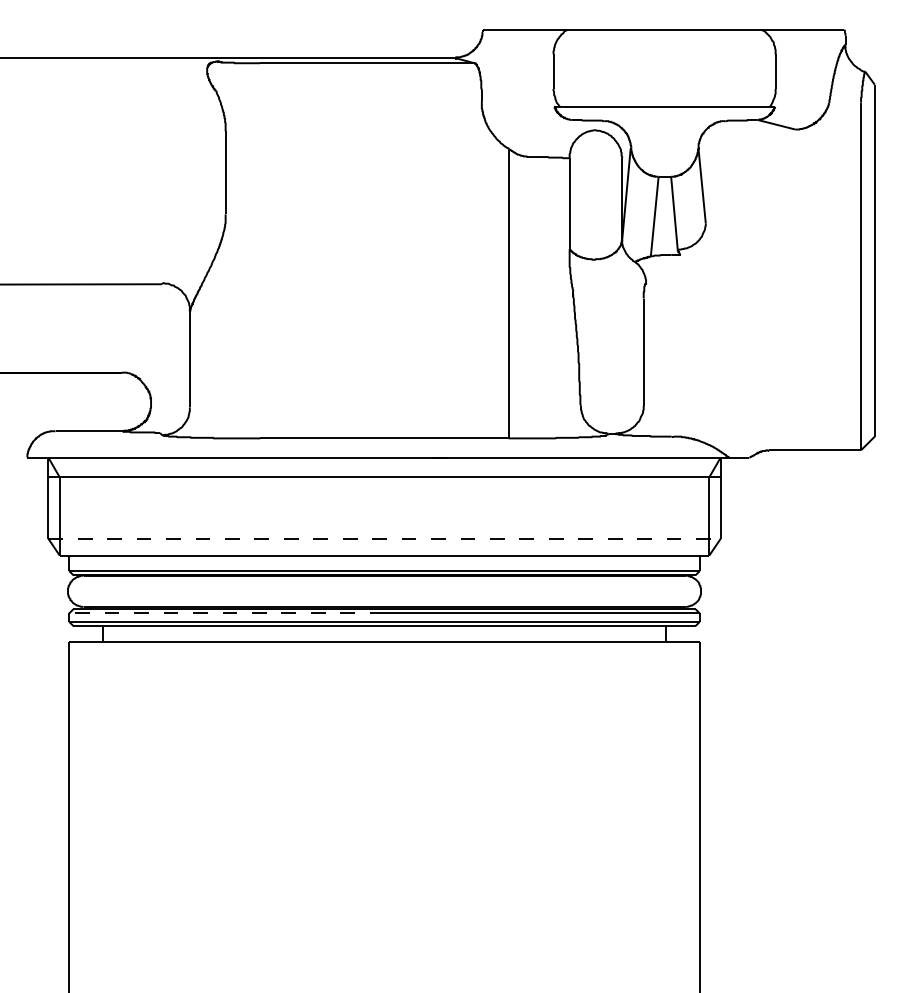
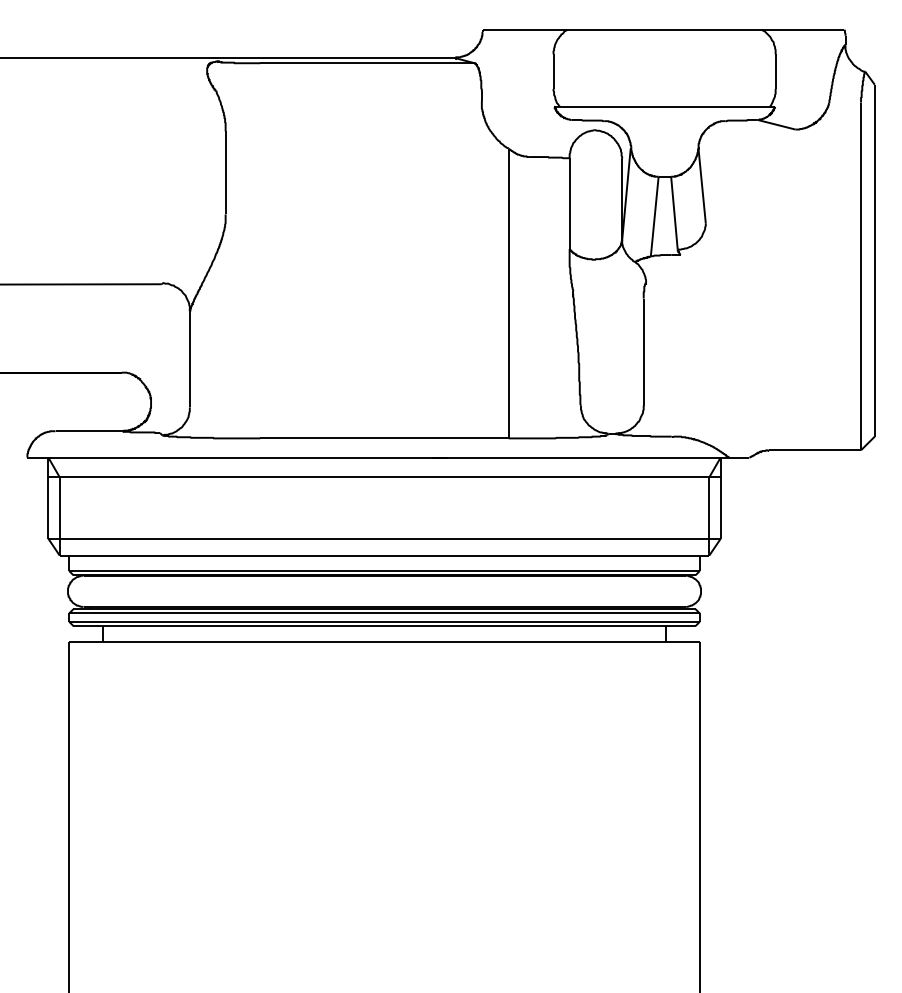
line: dashed -> solid (385, 538)
line: dashed -> solid (226, 613)
